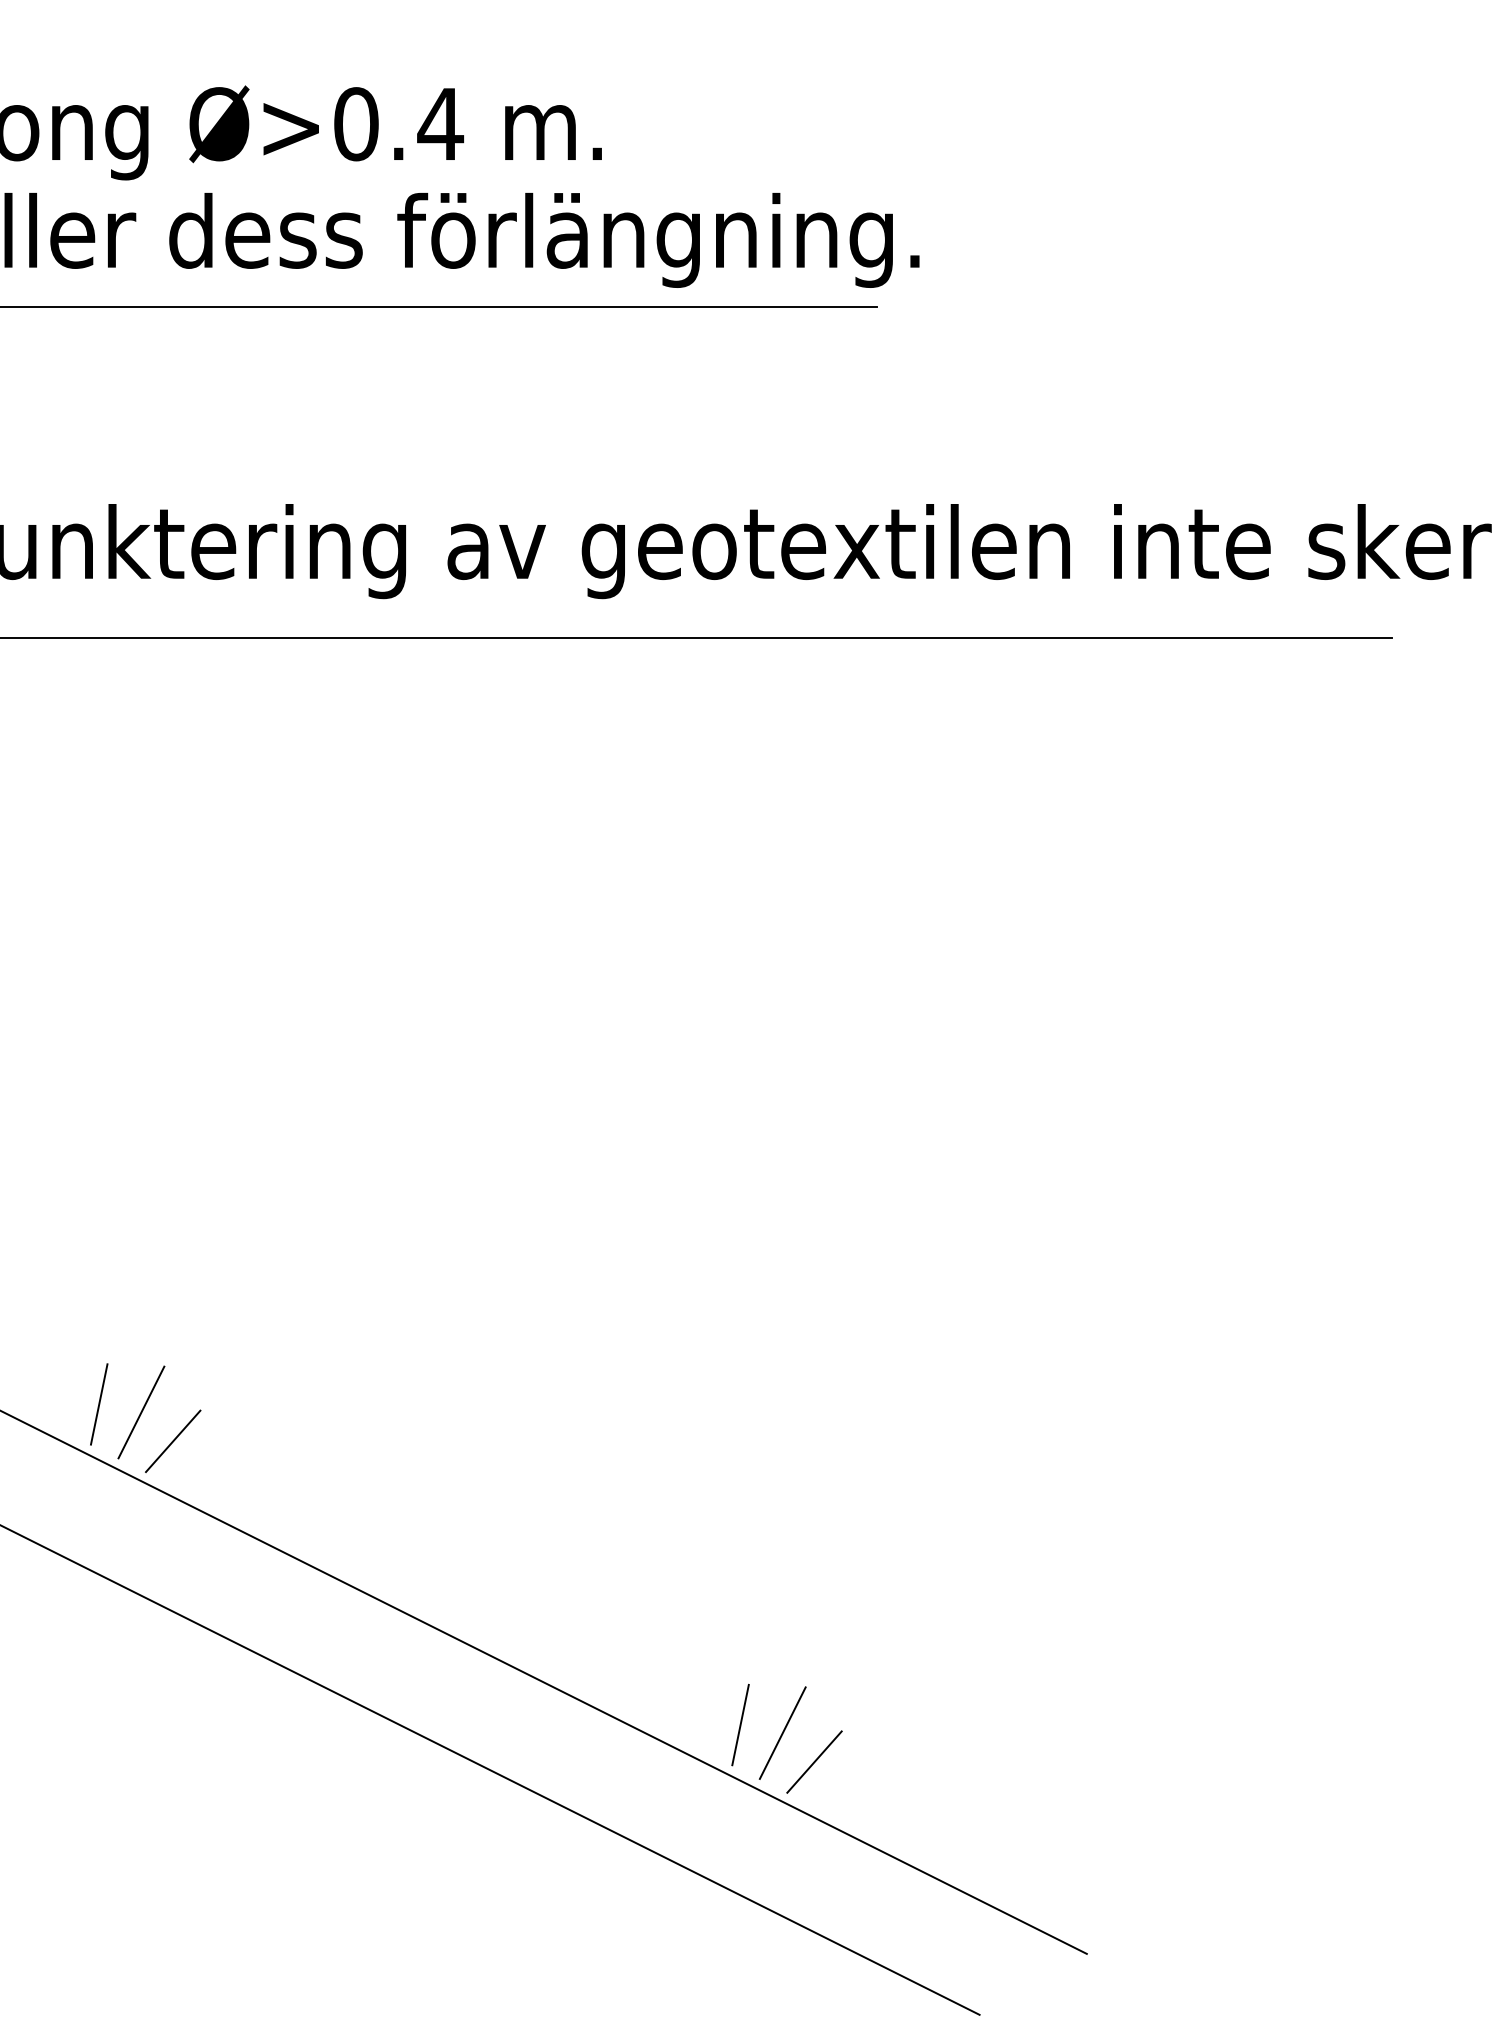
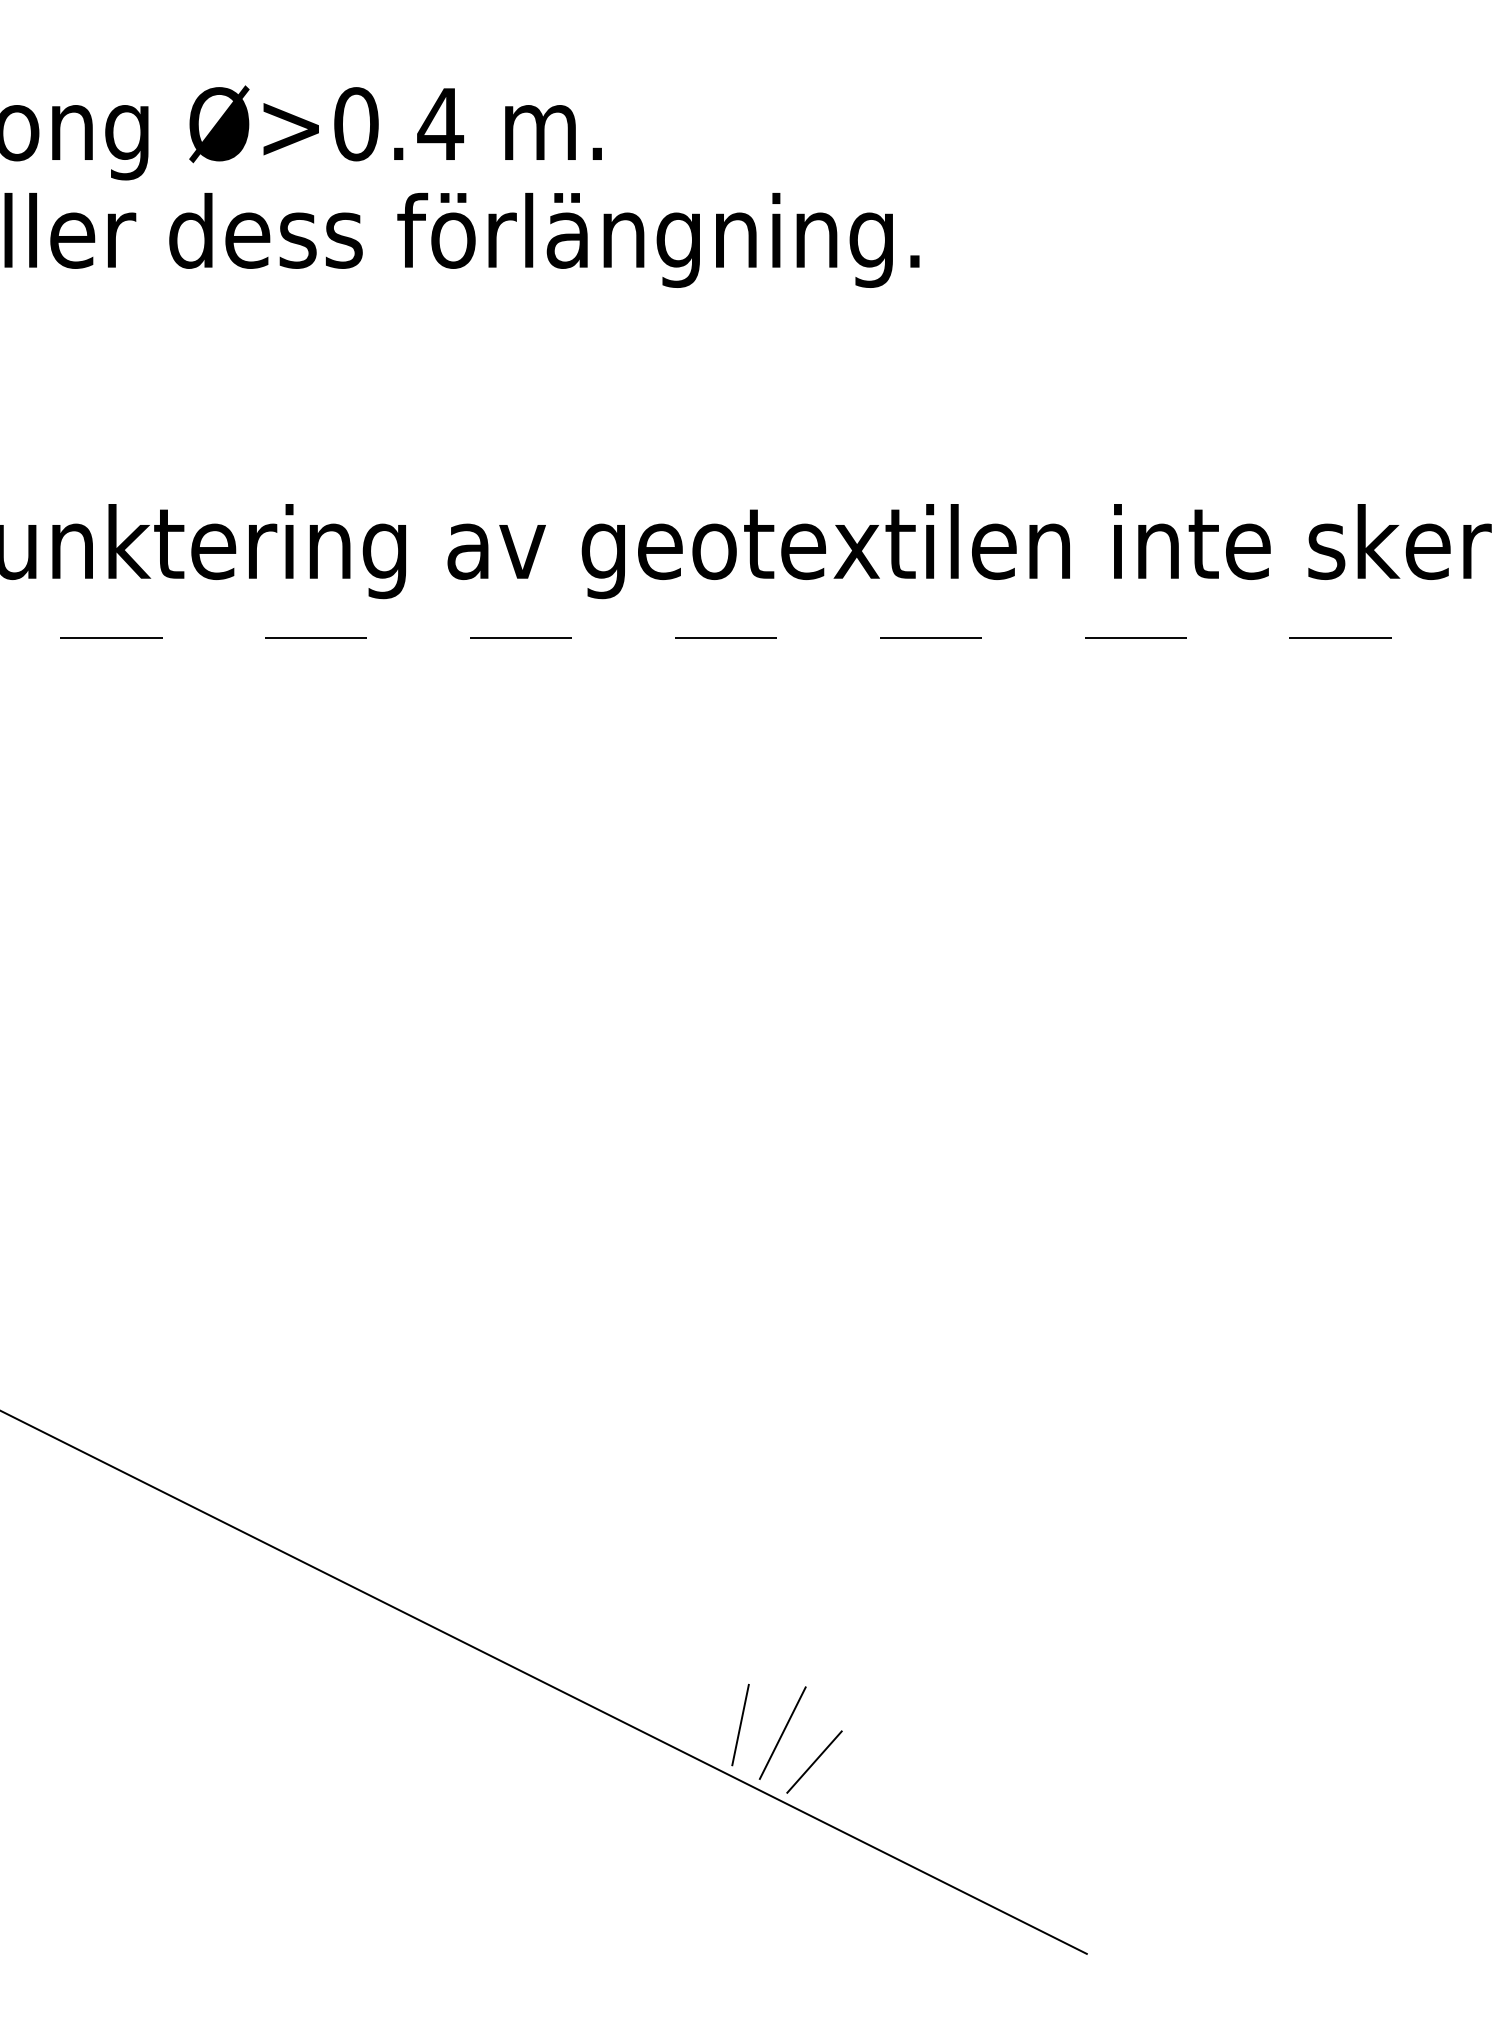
line: present -> none (439, 306)
line: solid -> dashed (696, 638)
line: present -> none (99, 1404)
line: present -> none (141, 1412)
line: present -> none (172, 1441)
line: present -> none (490, 1770)
